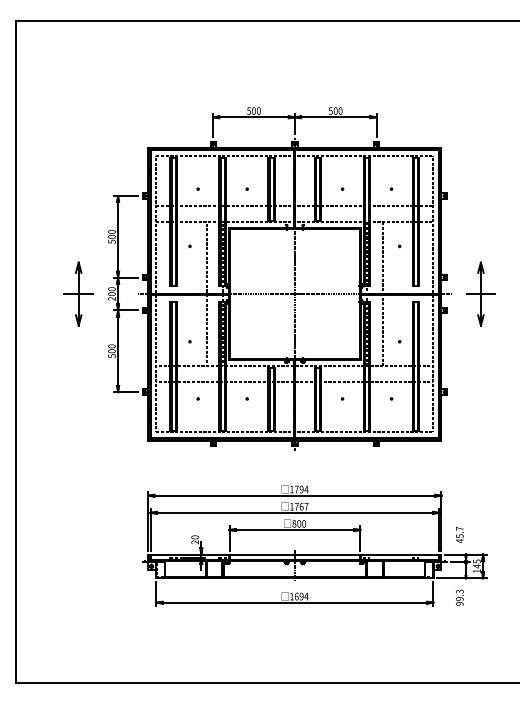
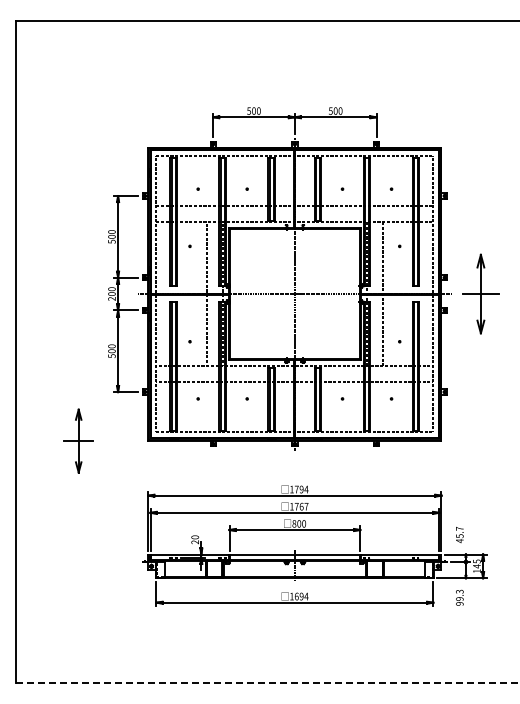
part position: (78, 293) -> (78, 440) (78, 440)
part size: 30x66 px -> 38x82 px (480, 293)
line: solid -> dashed (267, 682)
